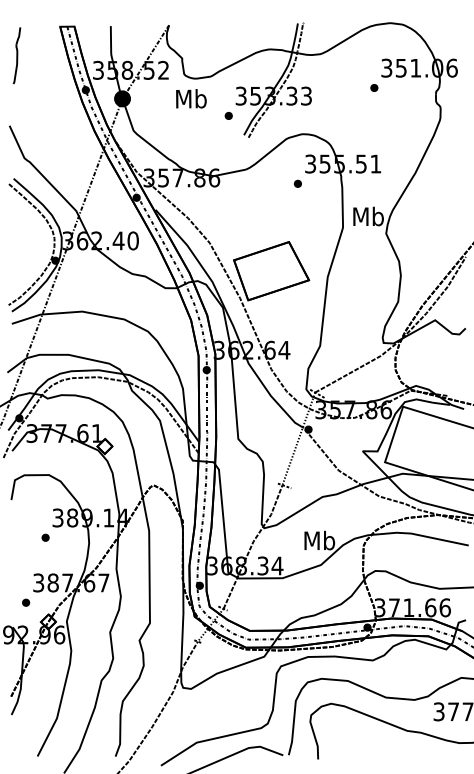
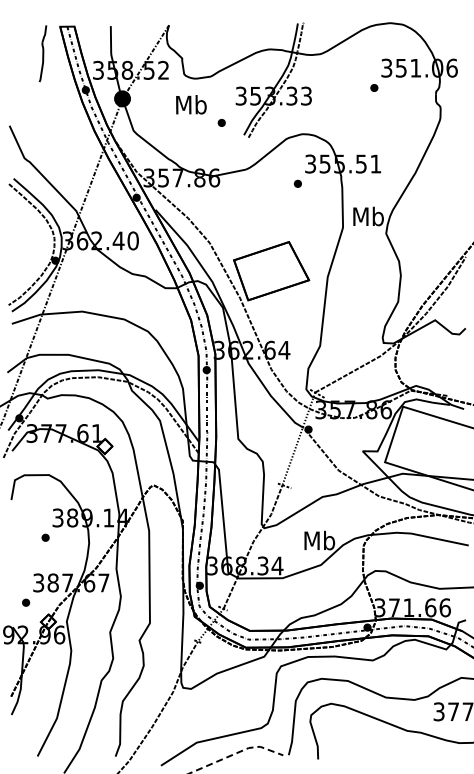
part position: (16, 55) -> (42, 53) (42, 53)
text position: (191, 98) -> (191, 104) (191, 104)
part position: (228, 115) -> (221, 122) (221, 122)
line: solid -> dashed (237, 753)
